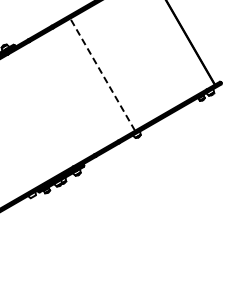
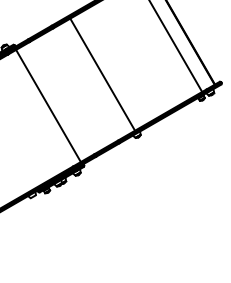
line: none -> present (176, 46)
line: dashed -> solid (102, 74)
line: none -> present (48, 105)
